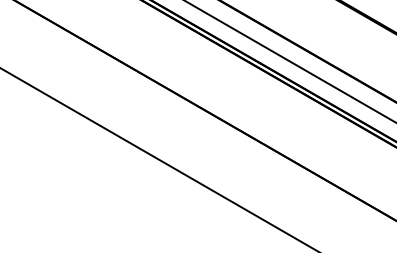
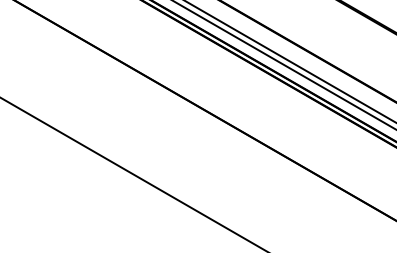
line: none -> present (284, 65)
line position: (158, 159) -> (133, 173) (133, 173)
